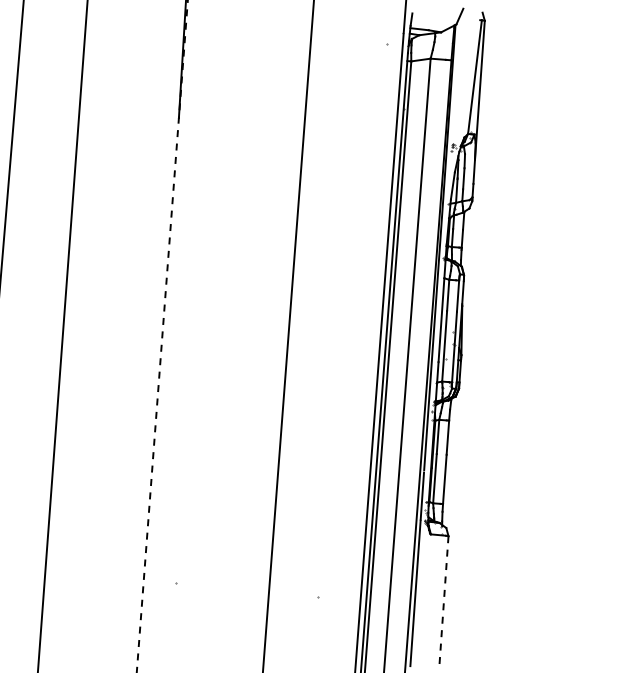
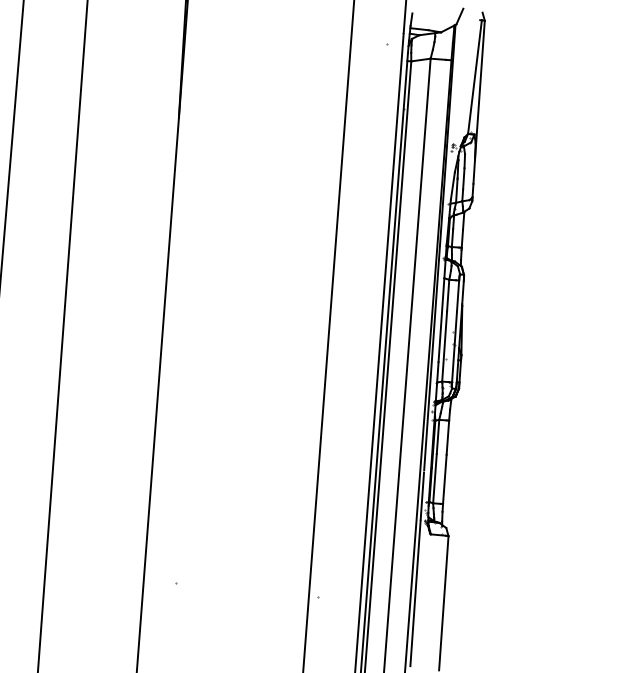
line position: (288, 335) -> (328, 335) (328, 335)
line: dashed -> solid (162, 336)
line: dashed -> solid (443, 603)
